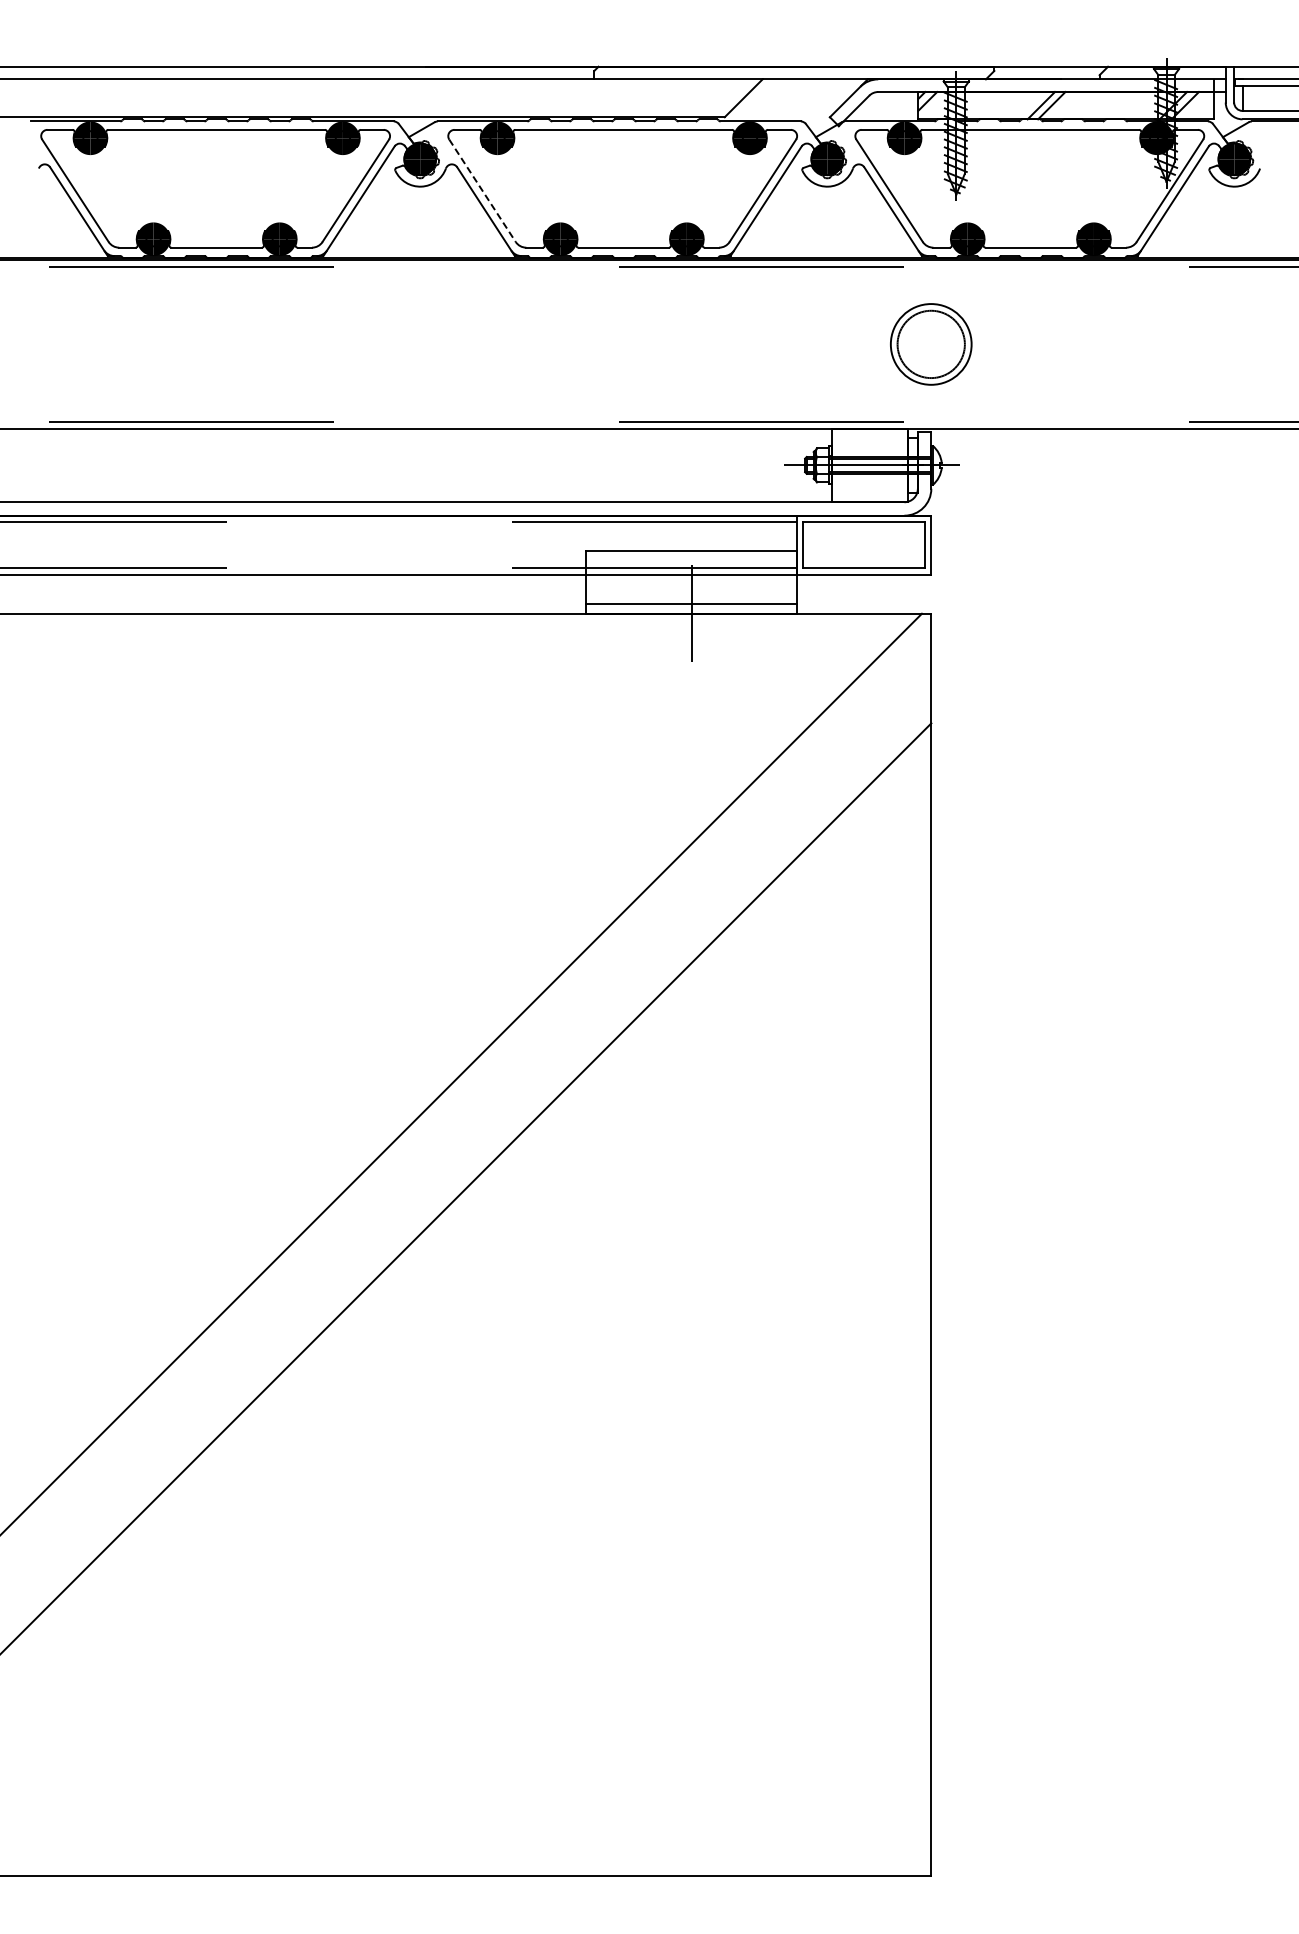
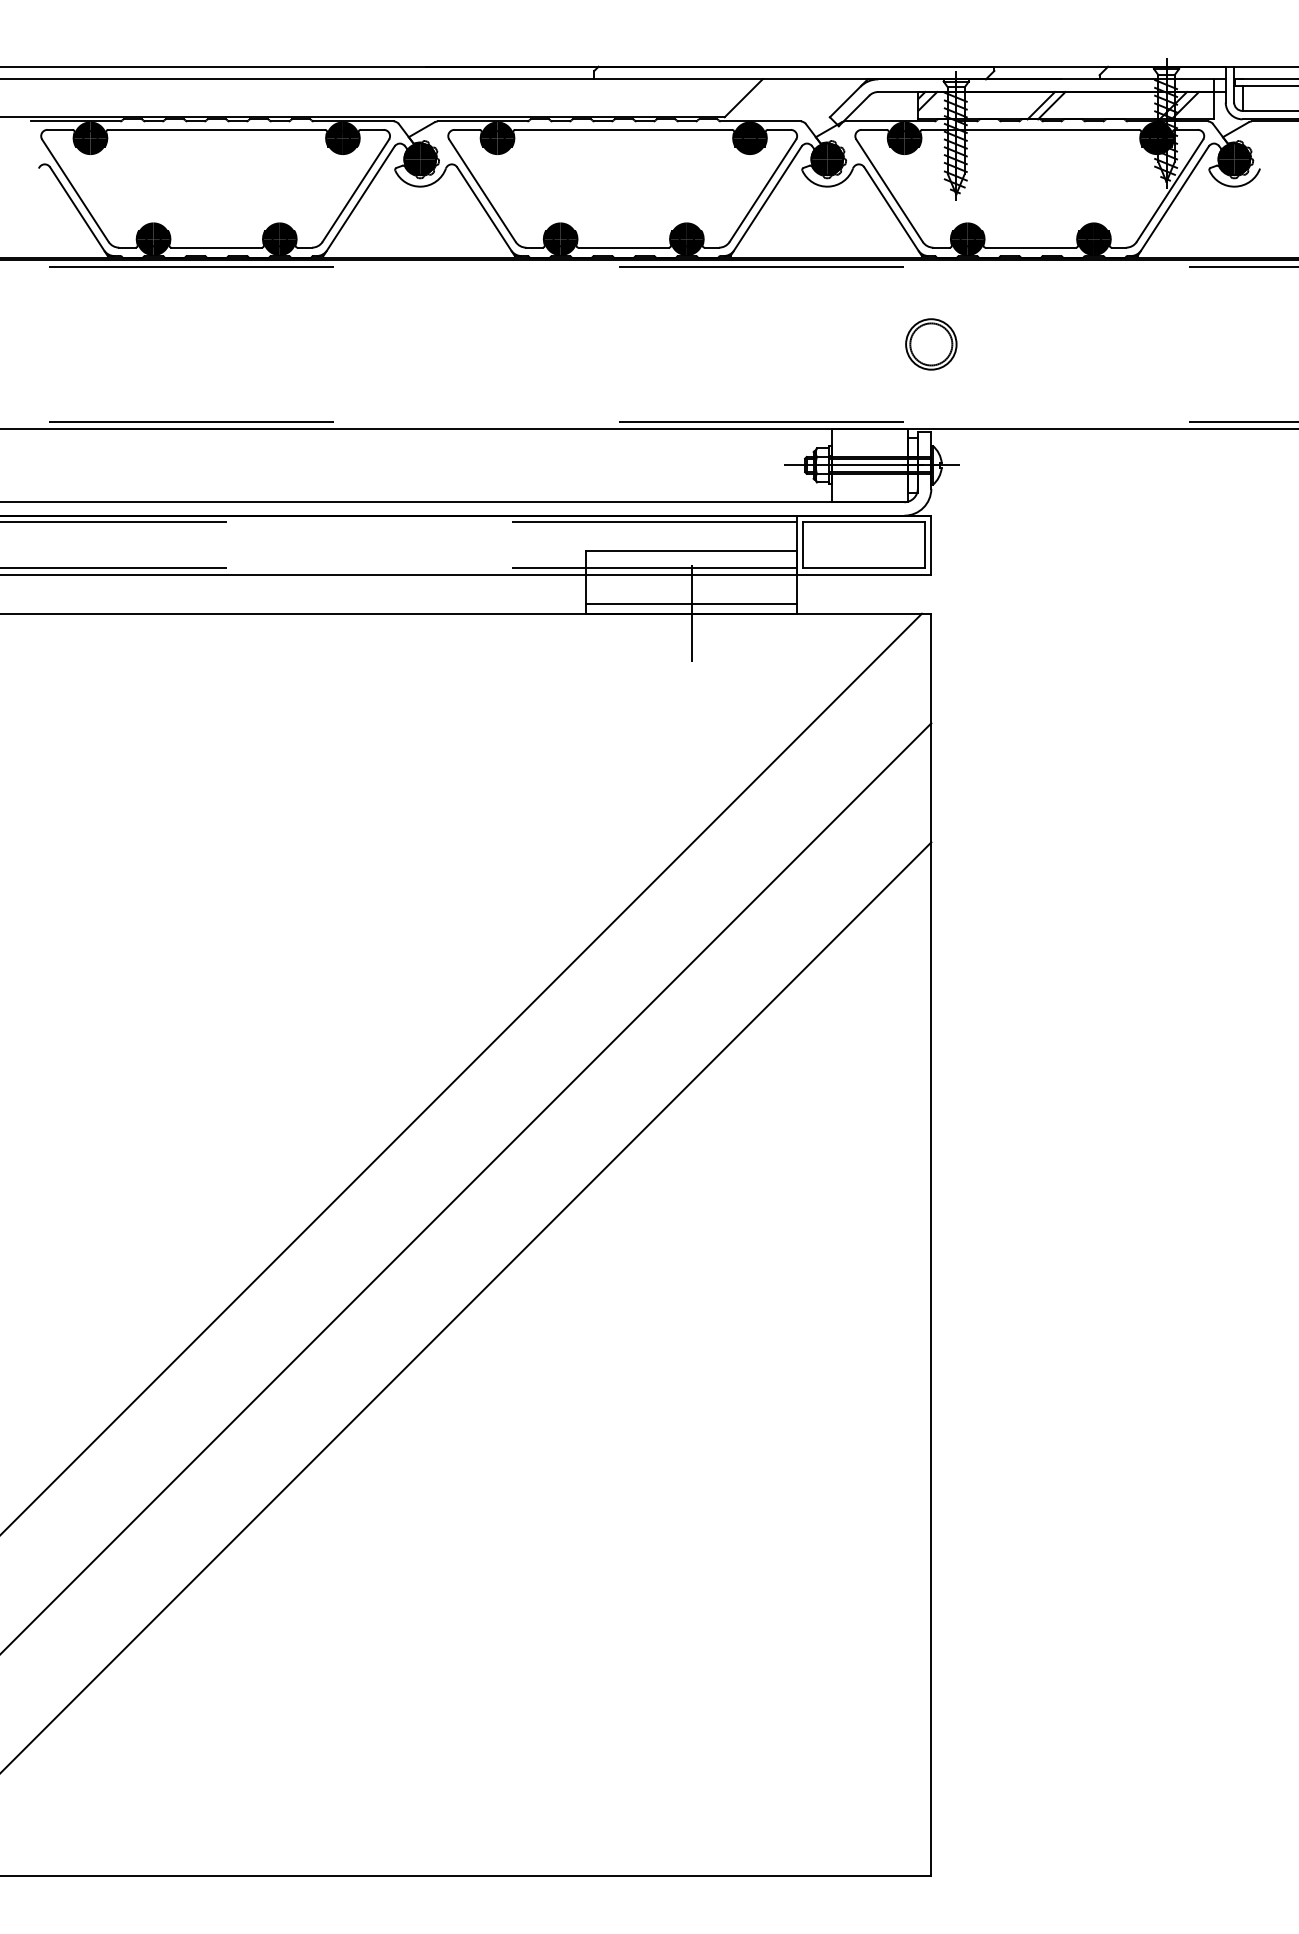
line: dashed -> solid (482, 191)
part size: 83x83 px -> 53x53 px (931, 344)
line: none -> present (466, 1306)
